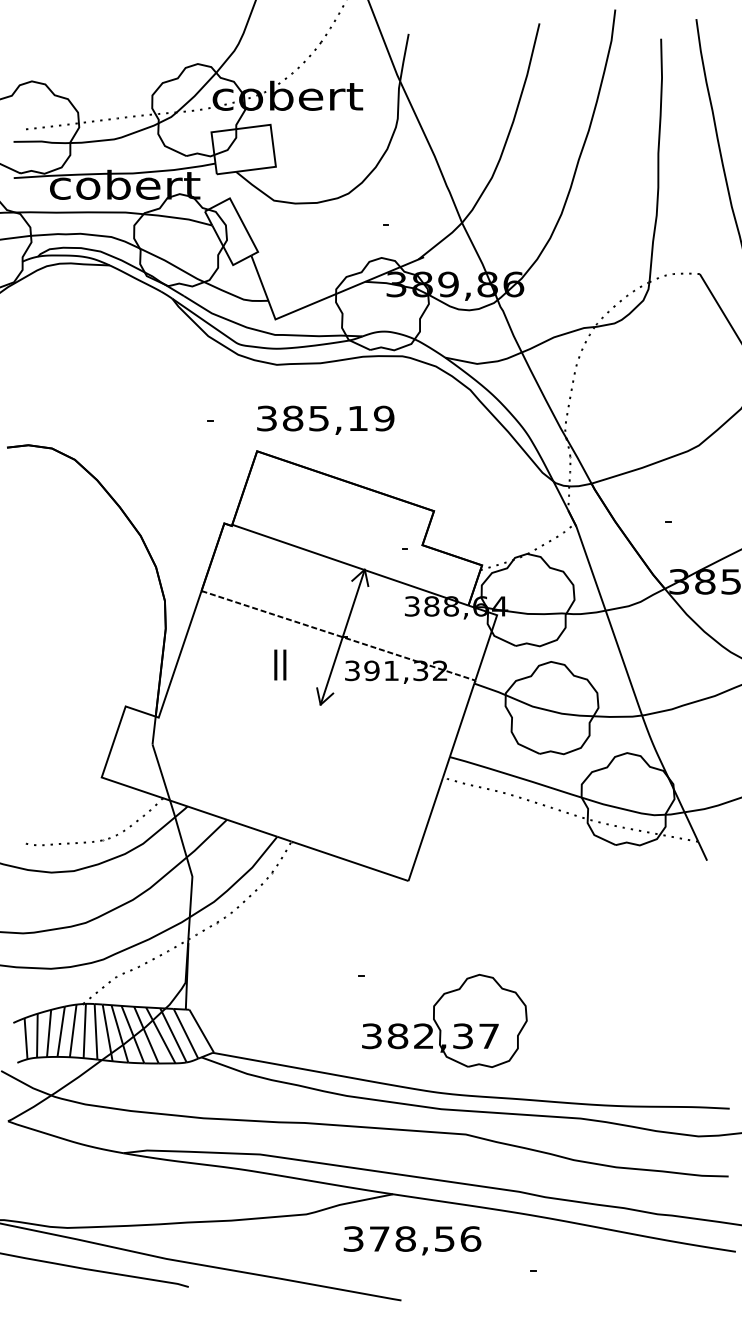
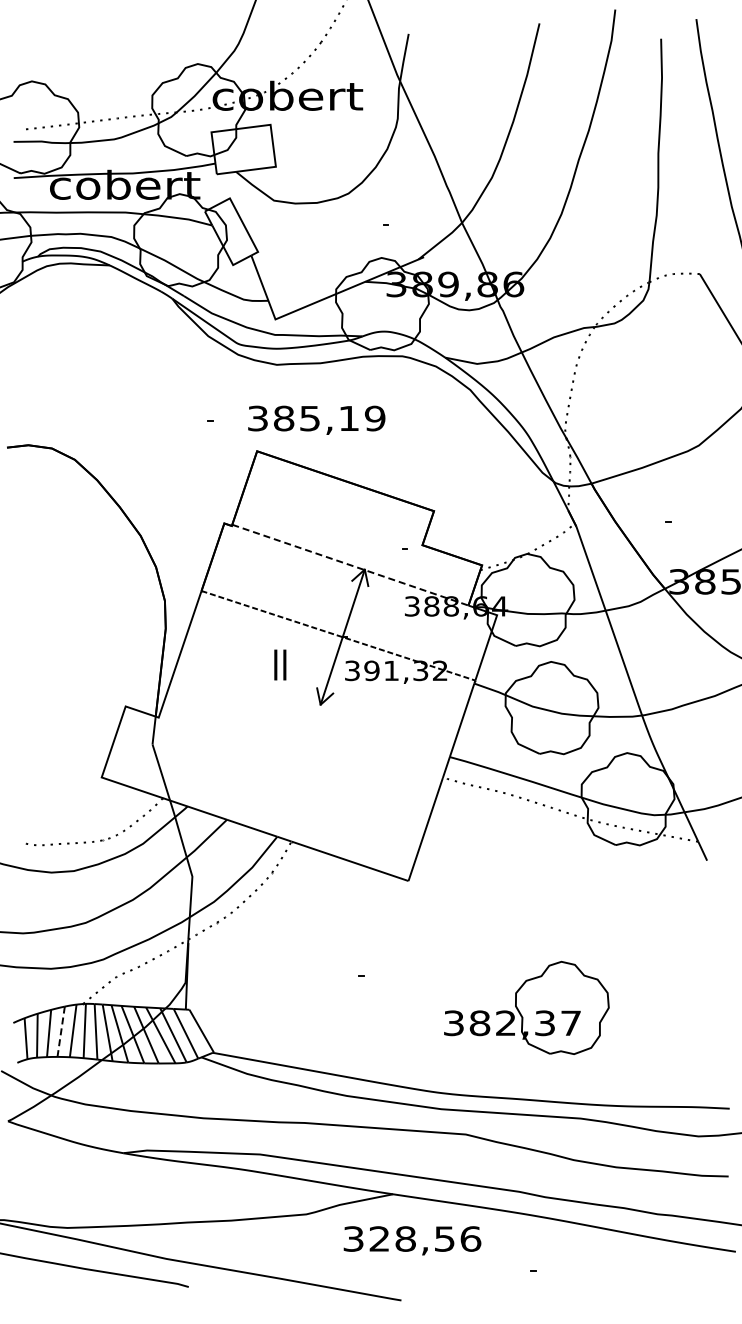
text position: (325, 419) -> (316, 419) (316, 419)
line: solid -> dashed (350, 565)
part position: (444, 1020) -> (526, 1007) (526, 1007)
line: solid -> dashed (61, 1032)
text: 378,56 -> 328,56 (379, 1238)
